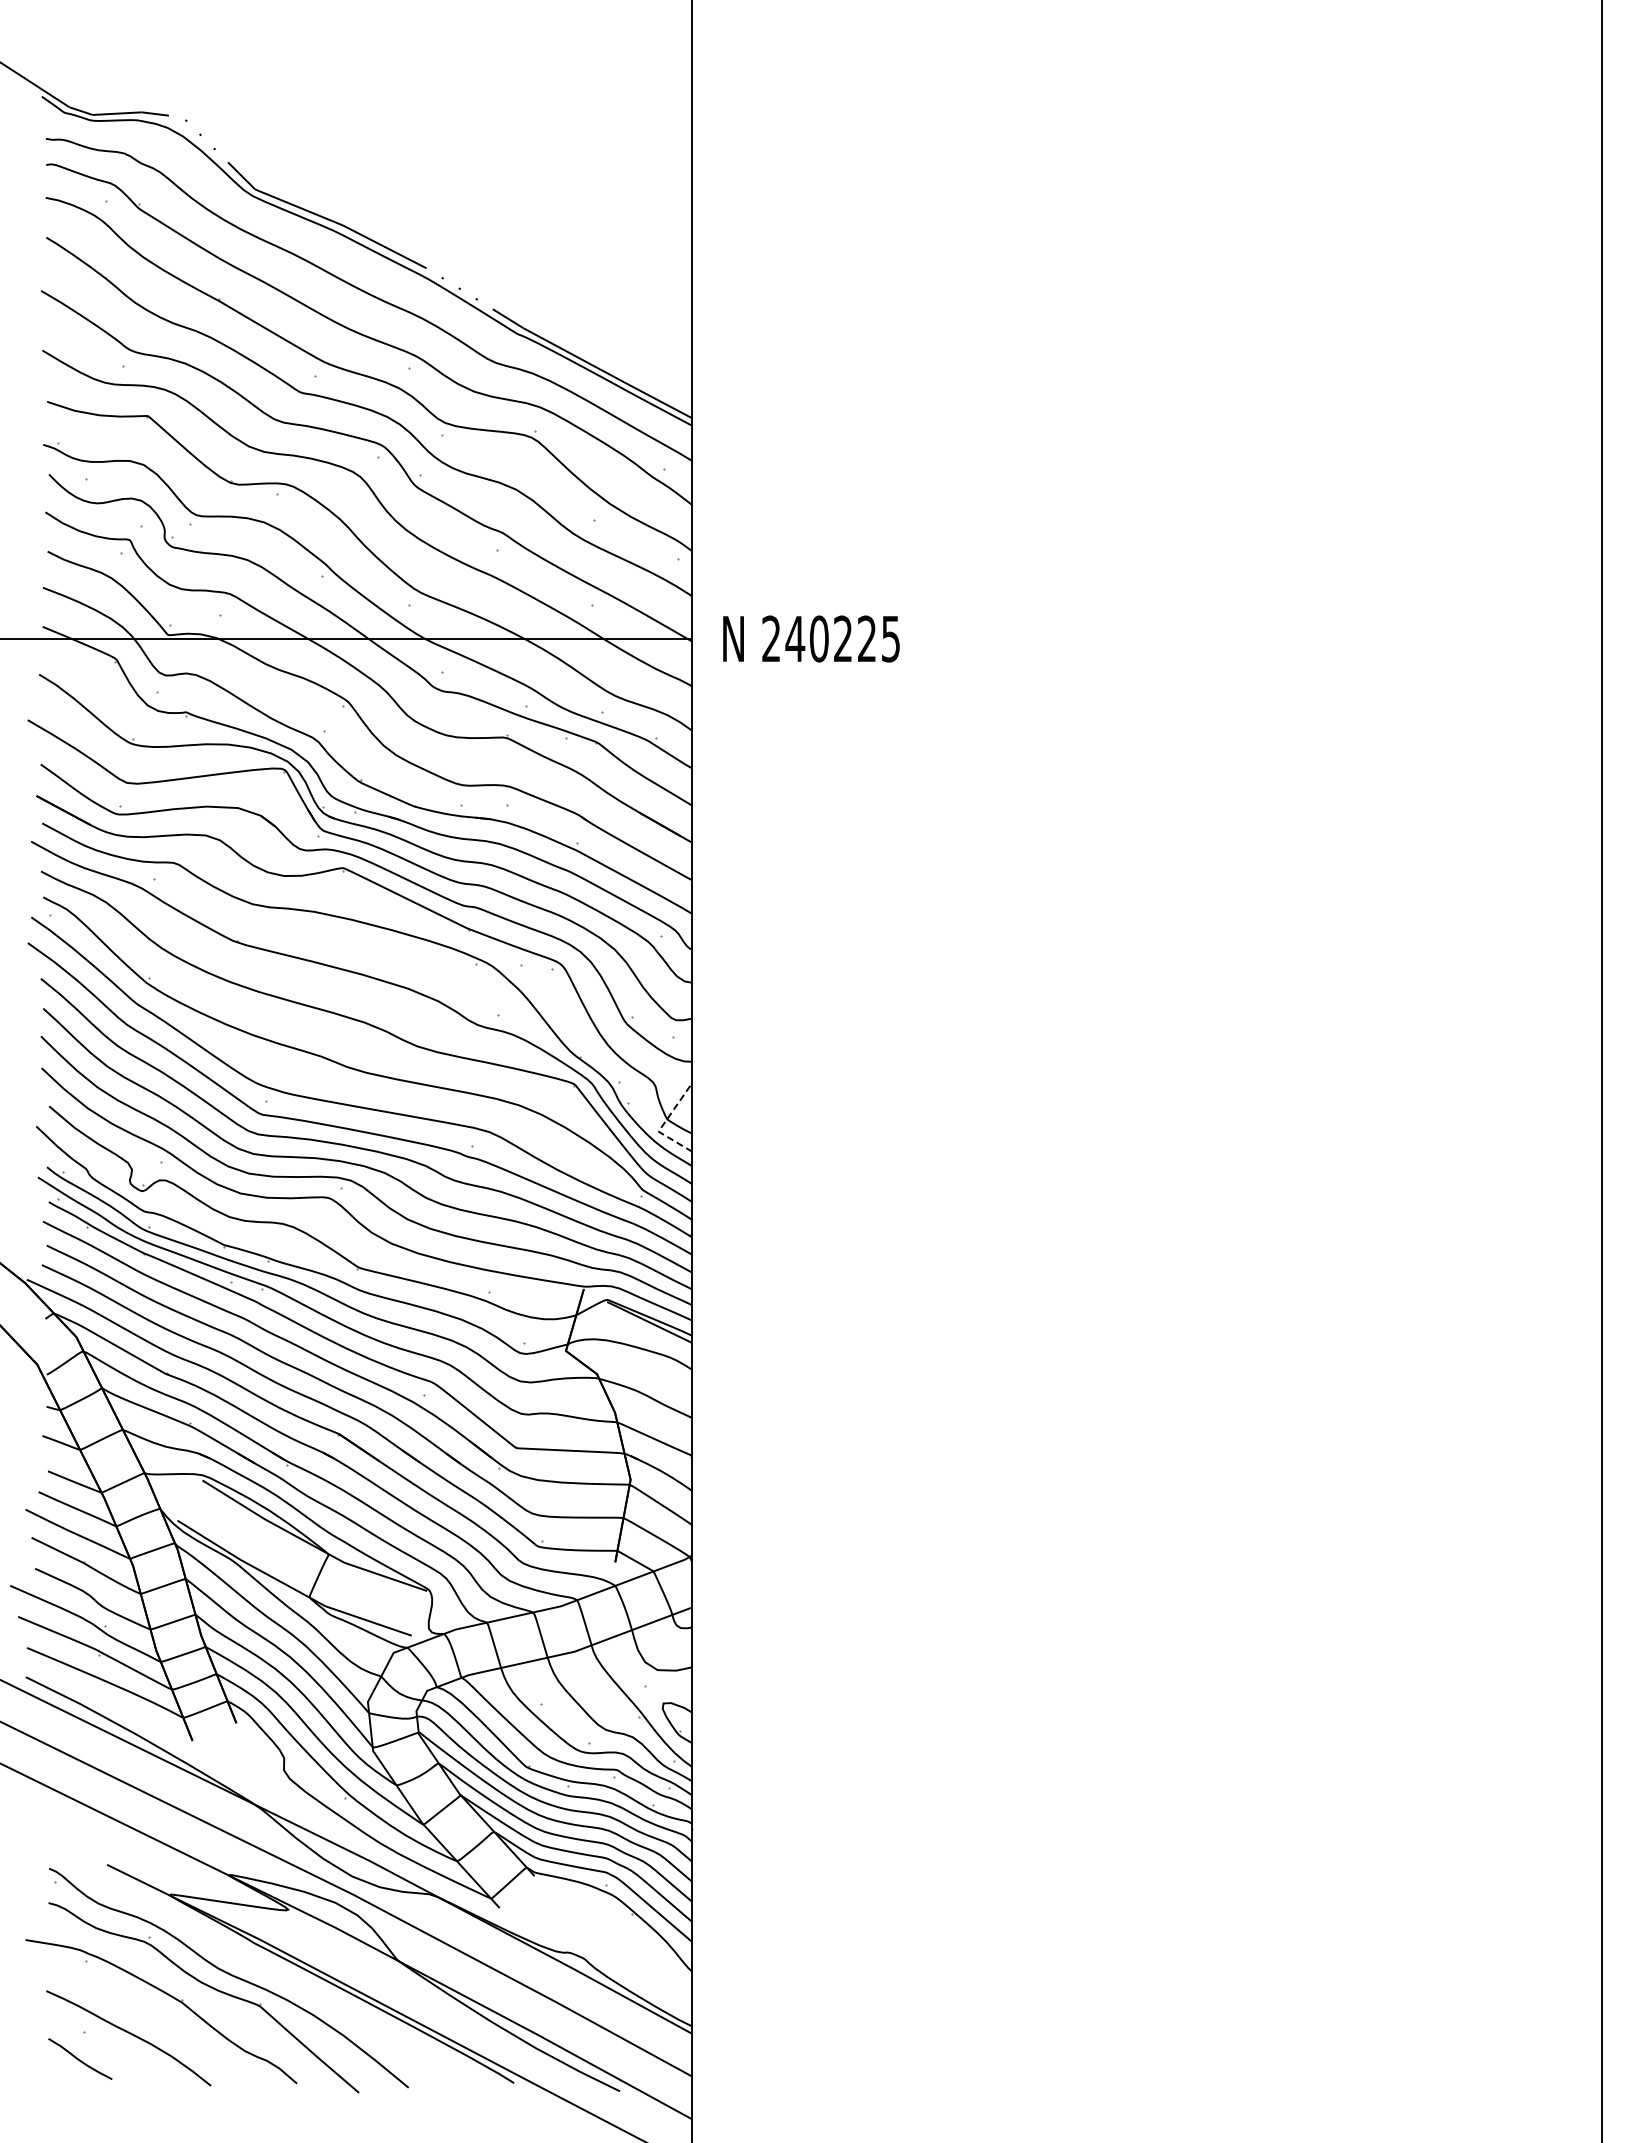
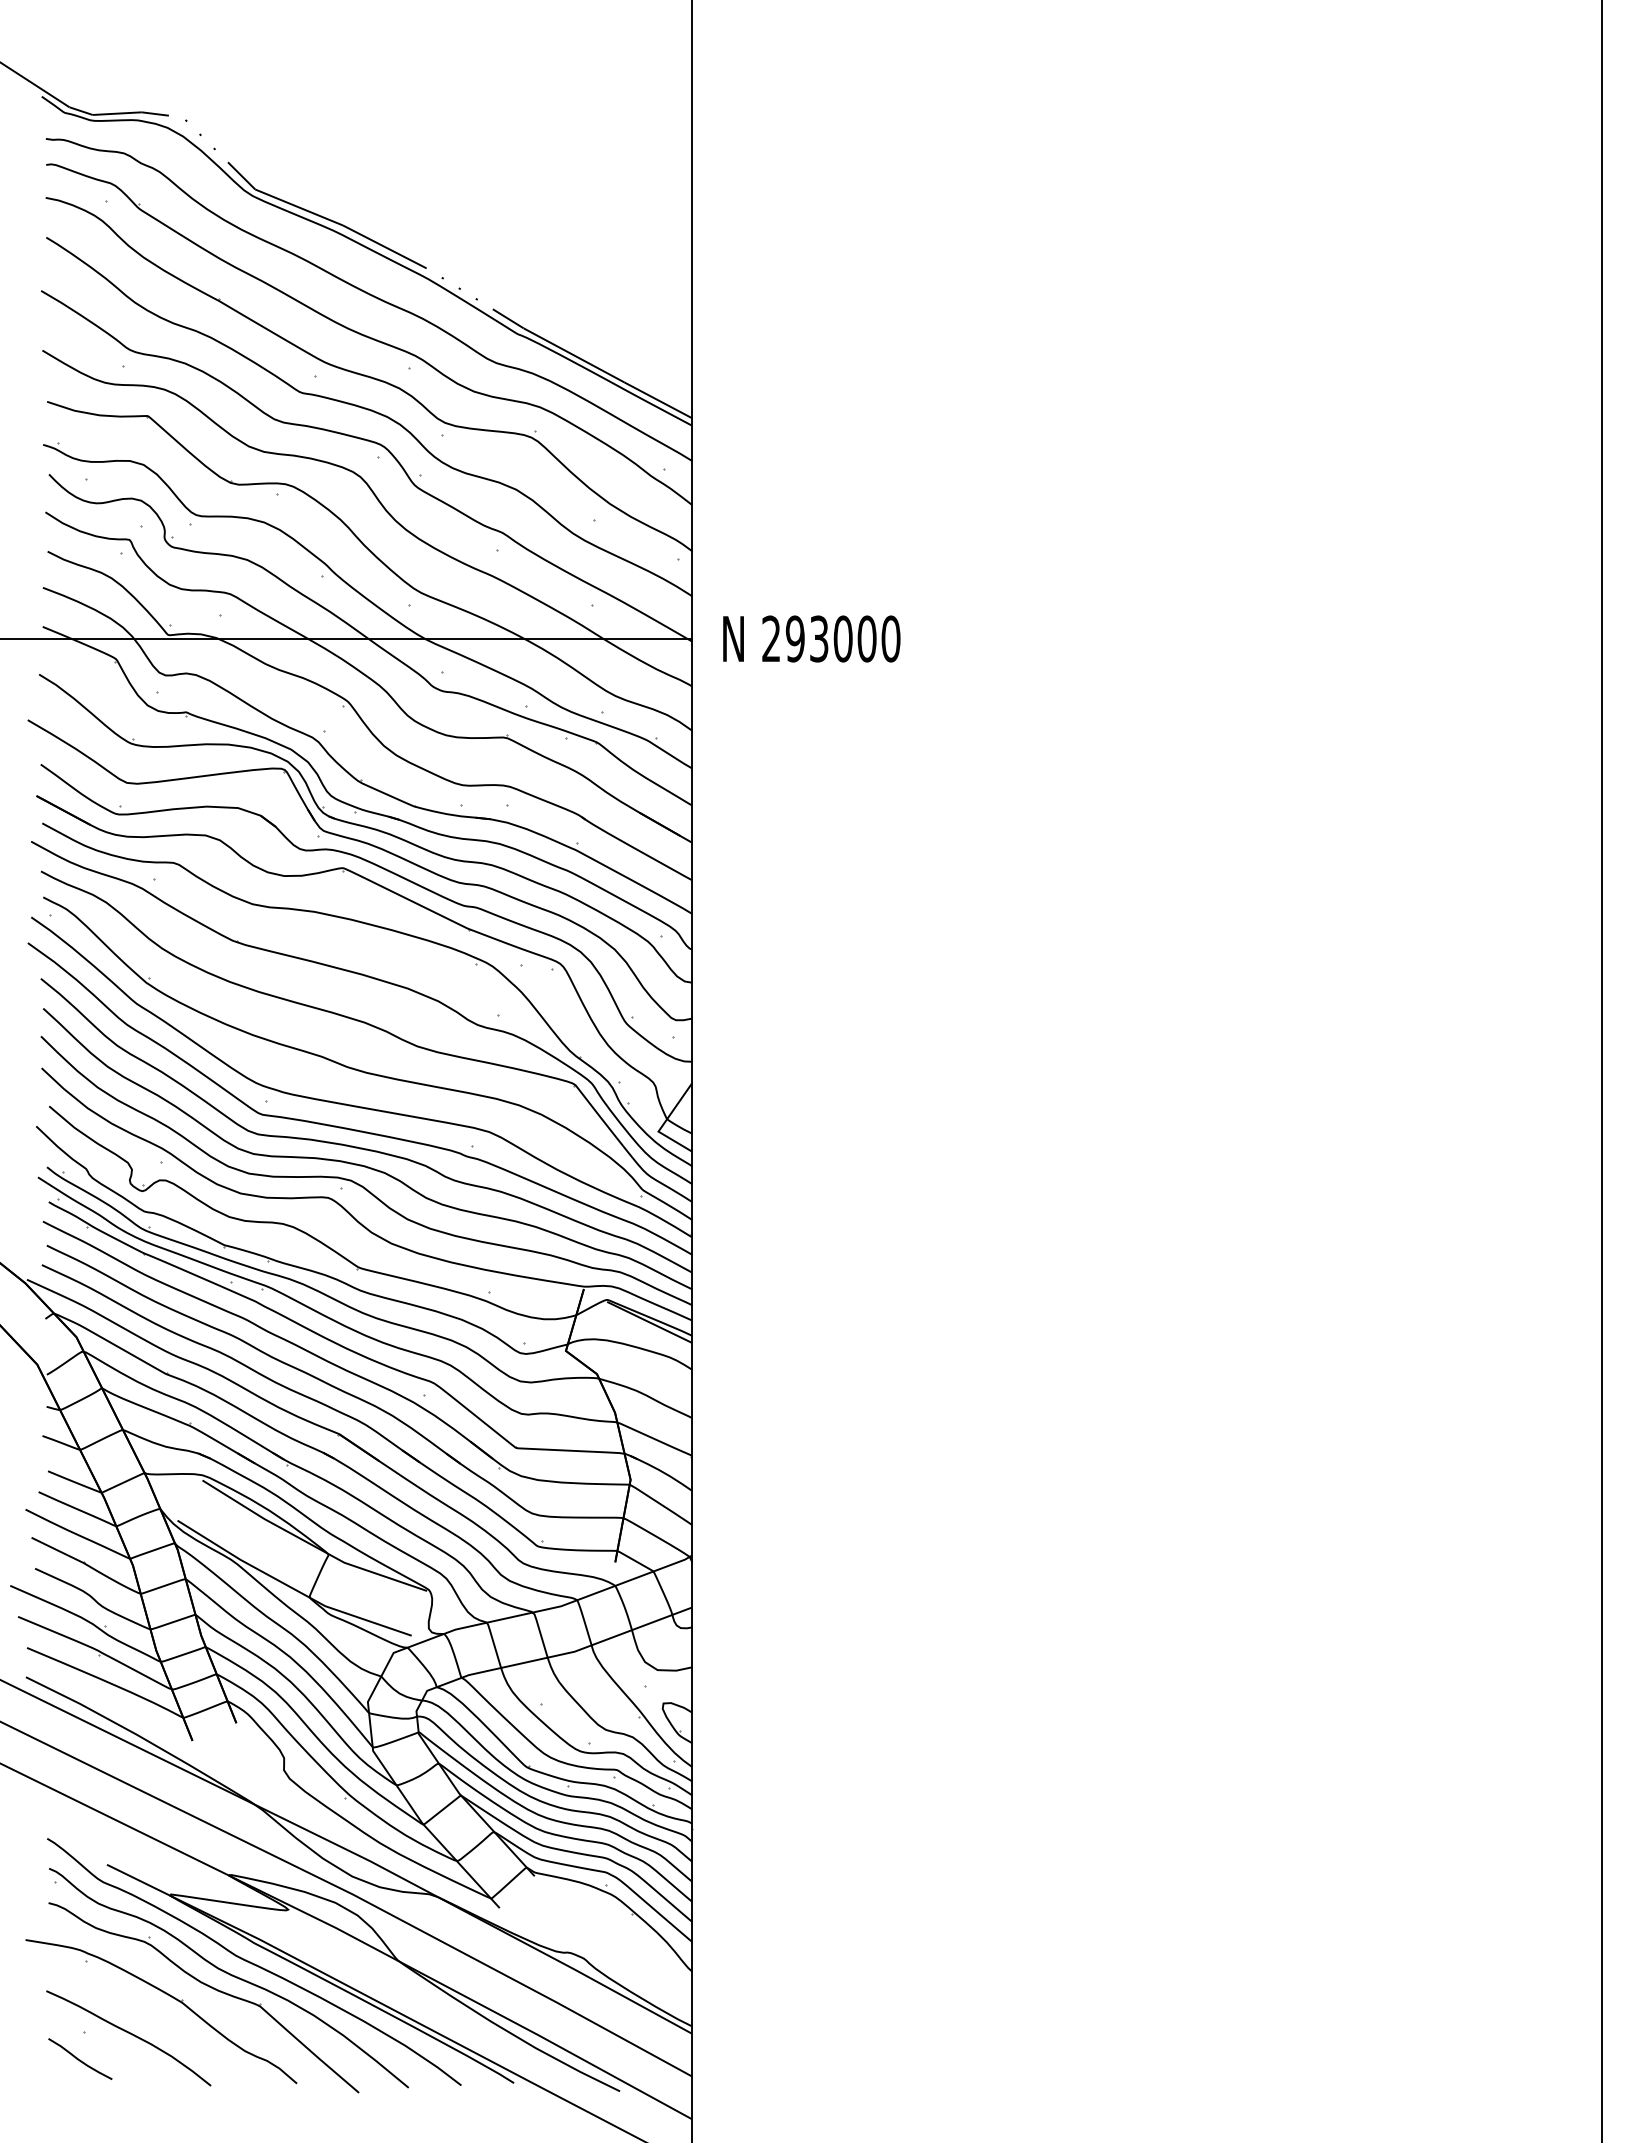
text: 240225 -> 293000 (842, 638)
line: dashed -> solid (664, 1123)
curve: none -> present (254, 1963)
